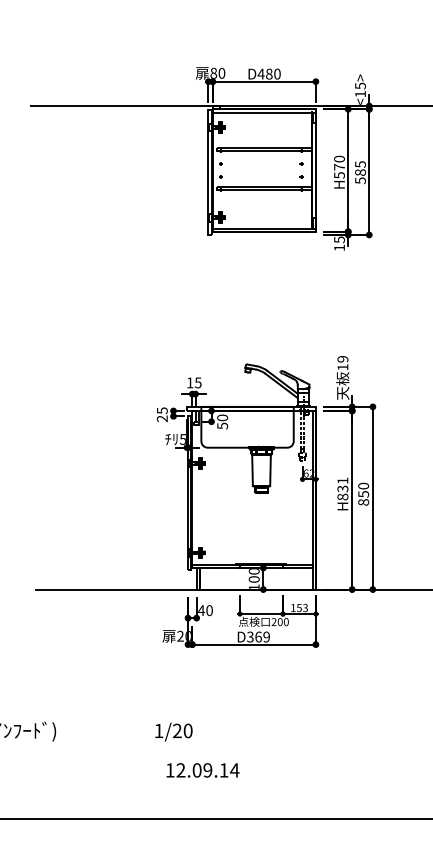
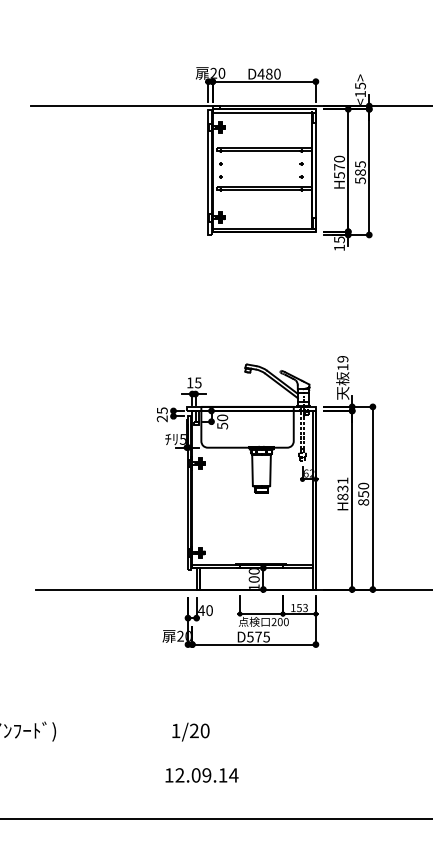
text: 80 -> 20 (213, 73)
text: D369 -> D575 (258, 636)
text position: (173, 731) -> (190, 731) (190, 731)
text position: (202, 770) -> (201, 775) (201, 775)
